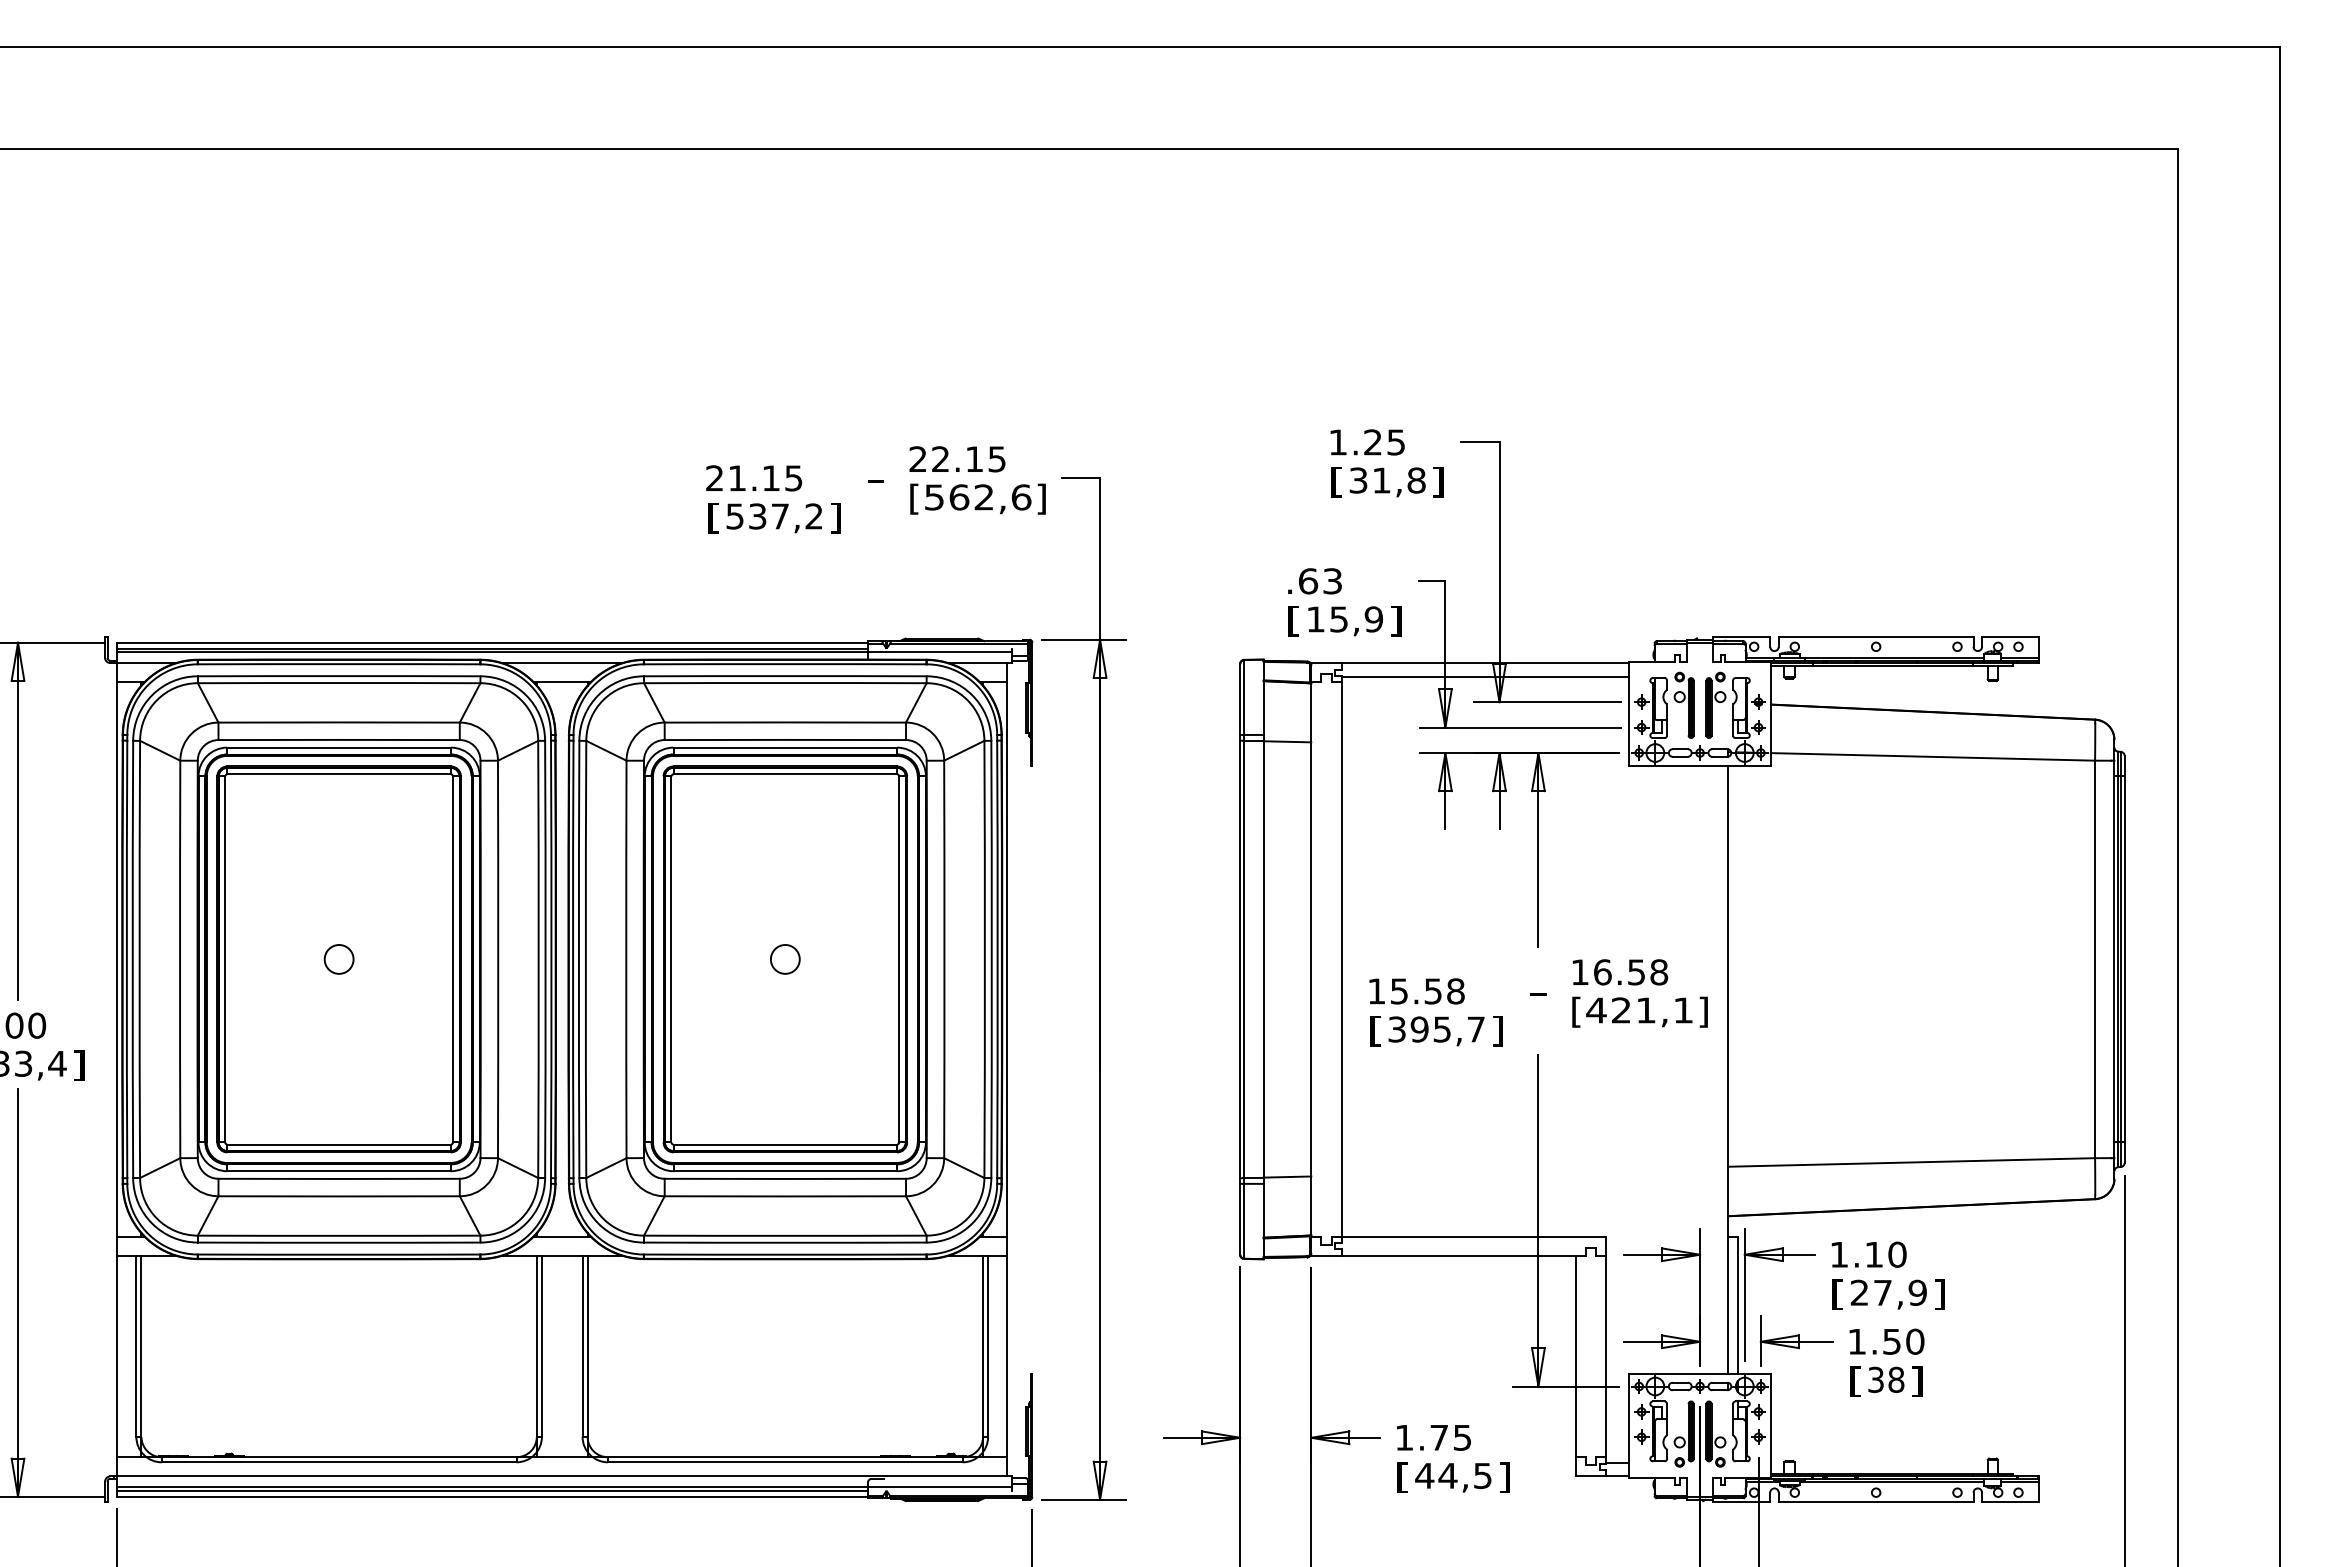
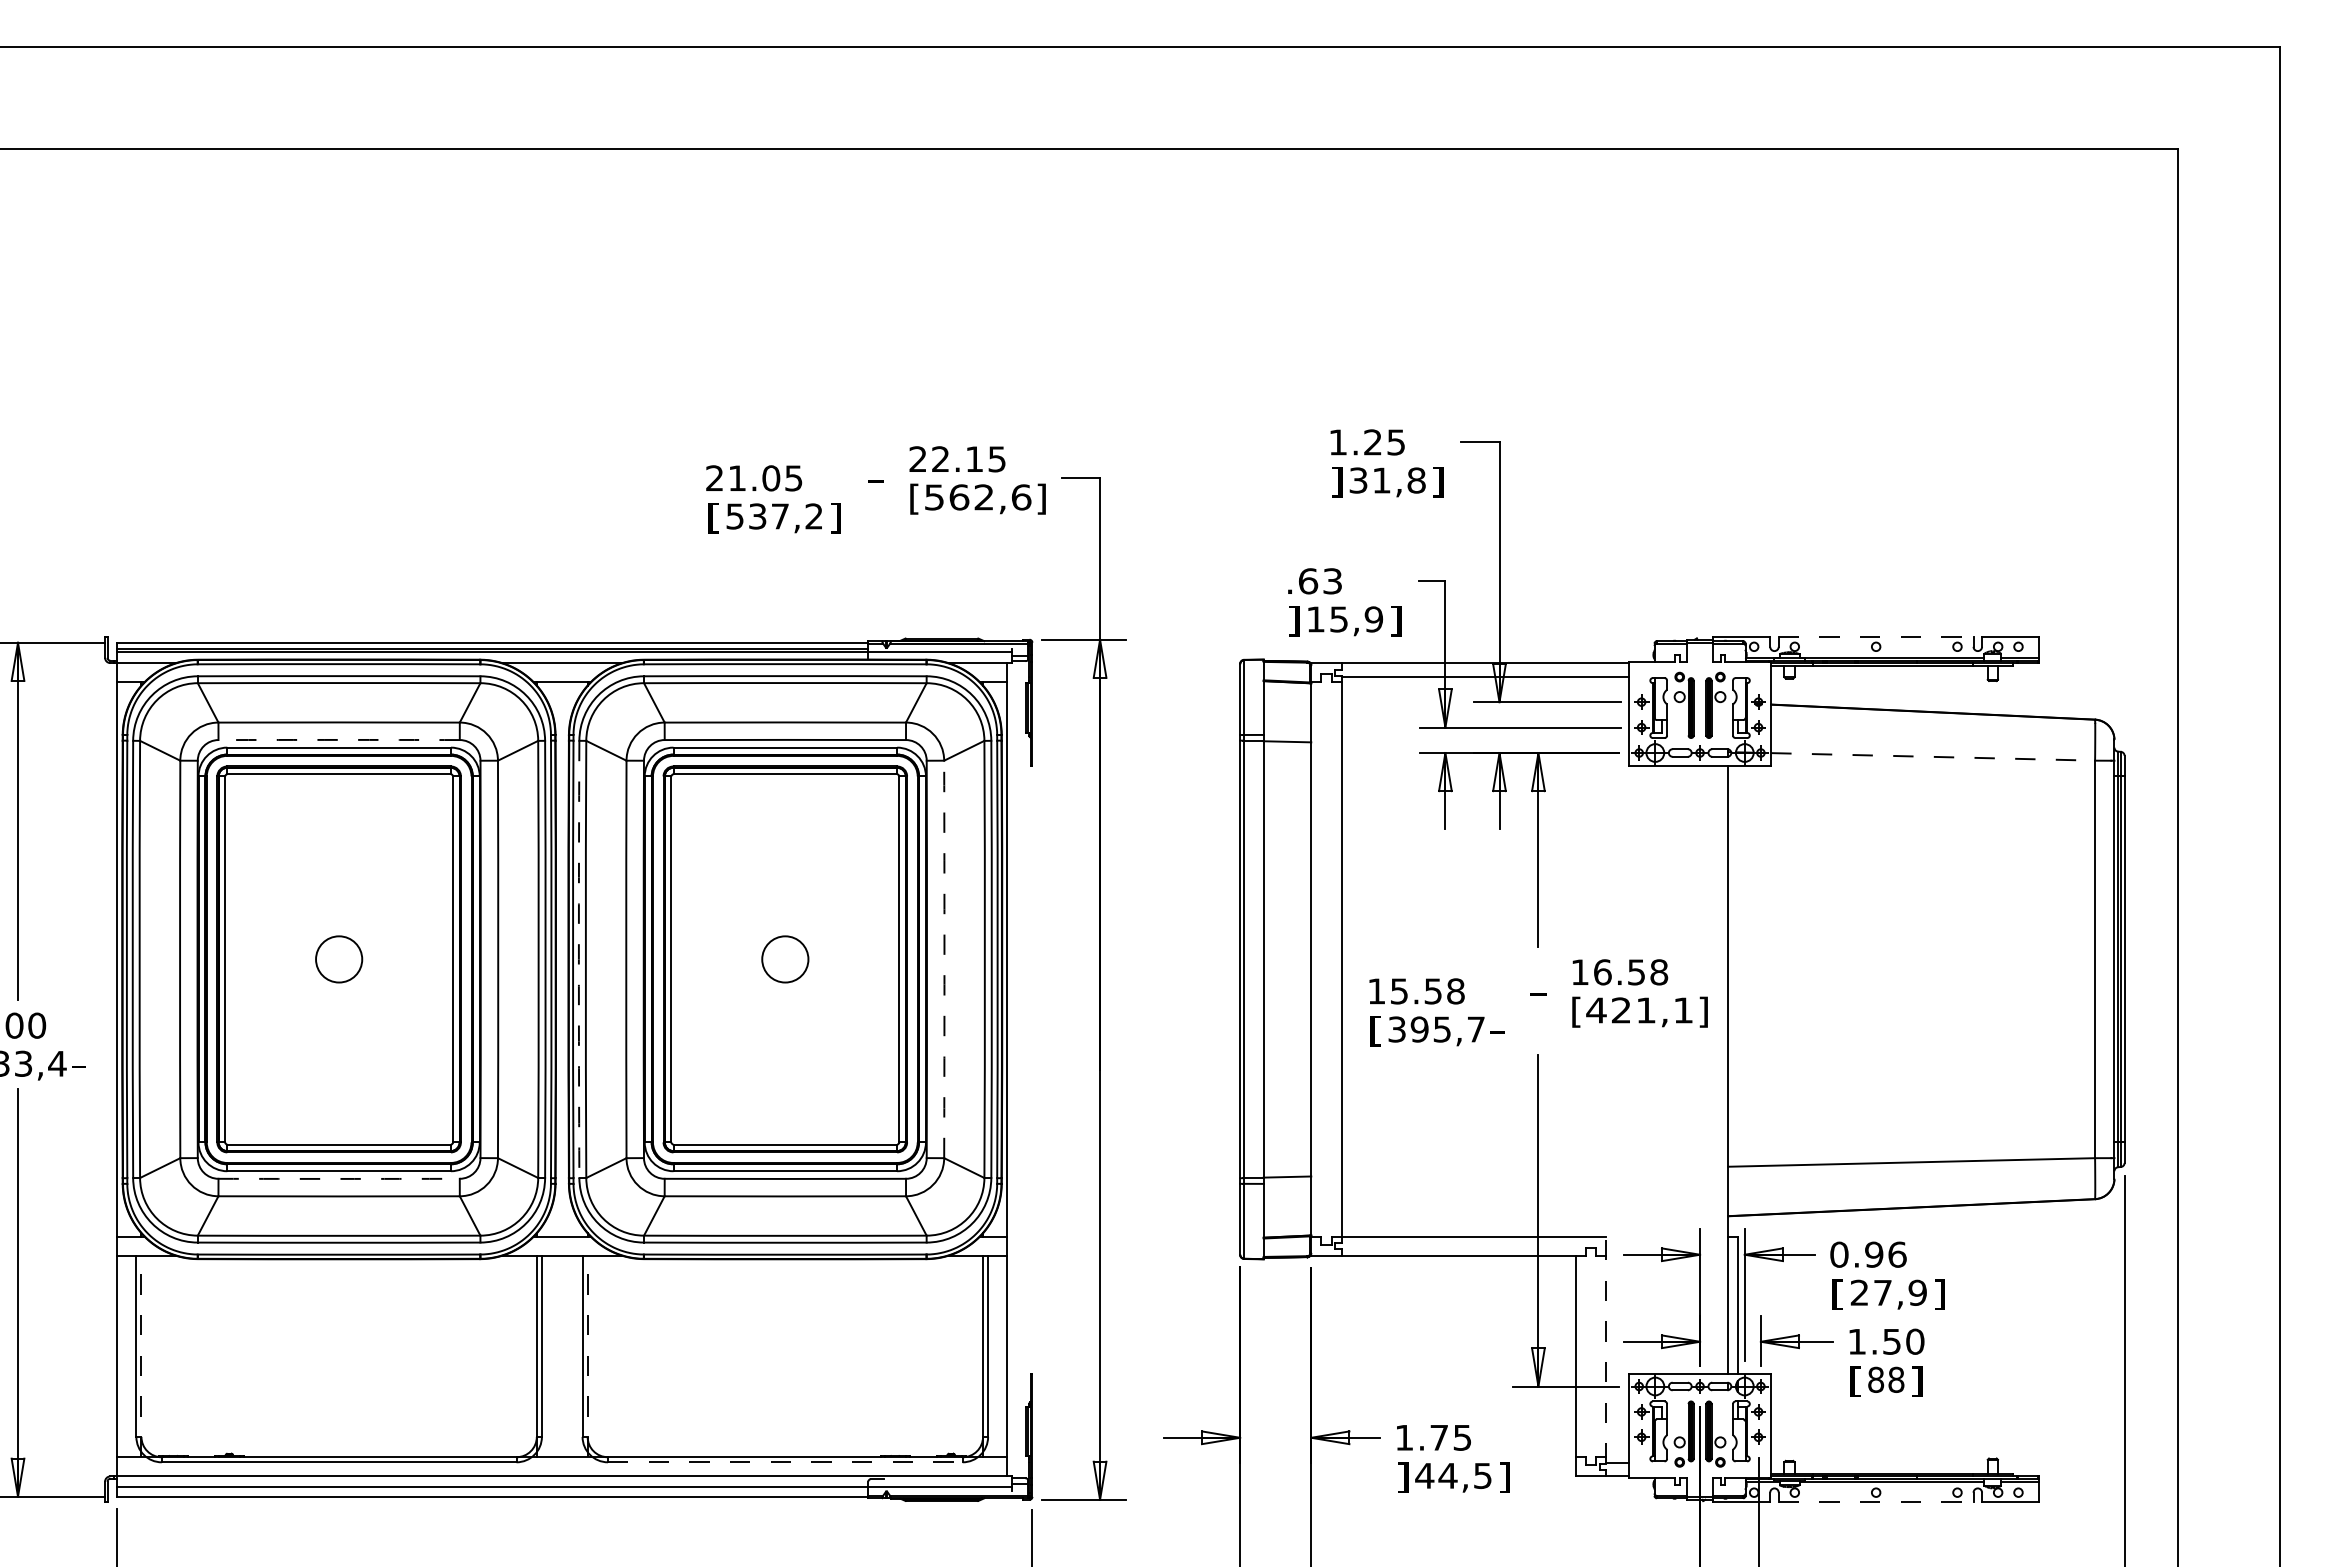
text: 21.15 -> 21.05 (771, 478)
text: [ -> ] (1336, 482)
text: [ -> ] (1293, 621)
line: solid -> dashed (1876, 637)
arc: solid -> dashed (339, 739)
line: solid -> dashed (1933, 756)
circle diameter: 29 px -> 46 px (339, 959)
arc: solid -> dashed (578, 959)
circle diameter: 29 px -> 46 px (785, 959)
arc: solid -> dashed (944, 959)
text: ] -> - (1497, 1031)
text: ] -> - (78, 1065)
arc: solid -> dashed (339, 1178)
text: 1.10 -> 0.96 (1868, 1254)
line: solid -> dashed (1606, 1350)
line: solid -> dashed (141, 1356)
line: solid -> dashed (587, 1356)
text: 38 -> 88 (1876, 1379)
line: solid -> dashed (785, 1462)
text: [ -> ] (1402, 1477)
line: present -> none (492, 1490)
line: solid -> dashed (1876, 1502)
